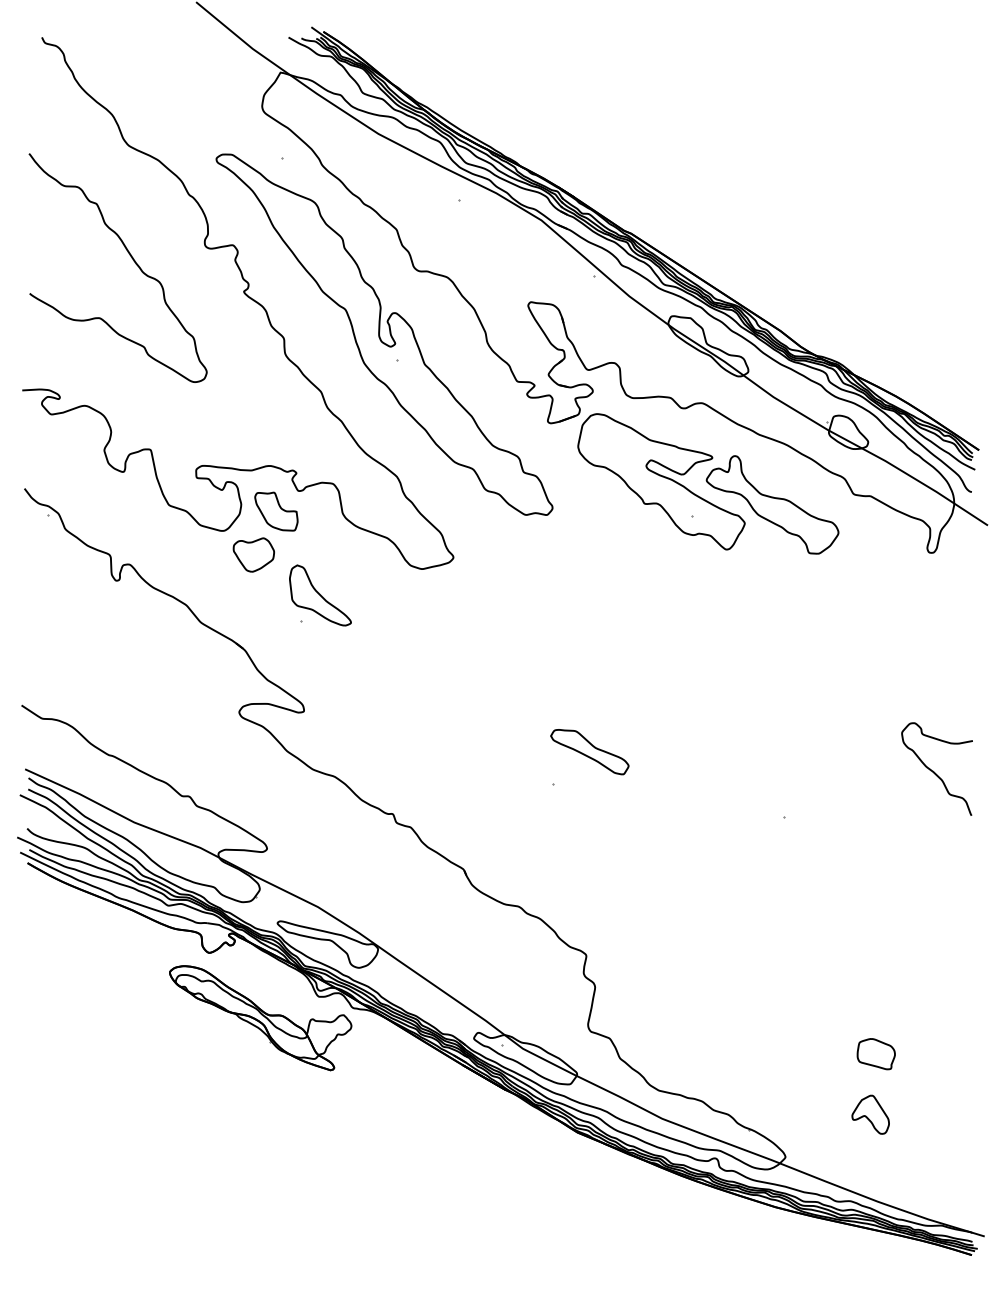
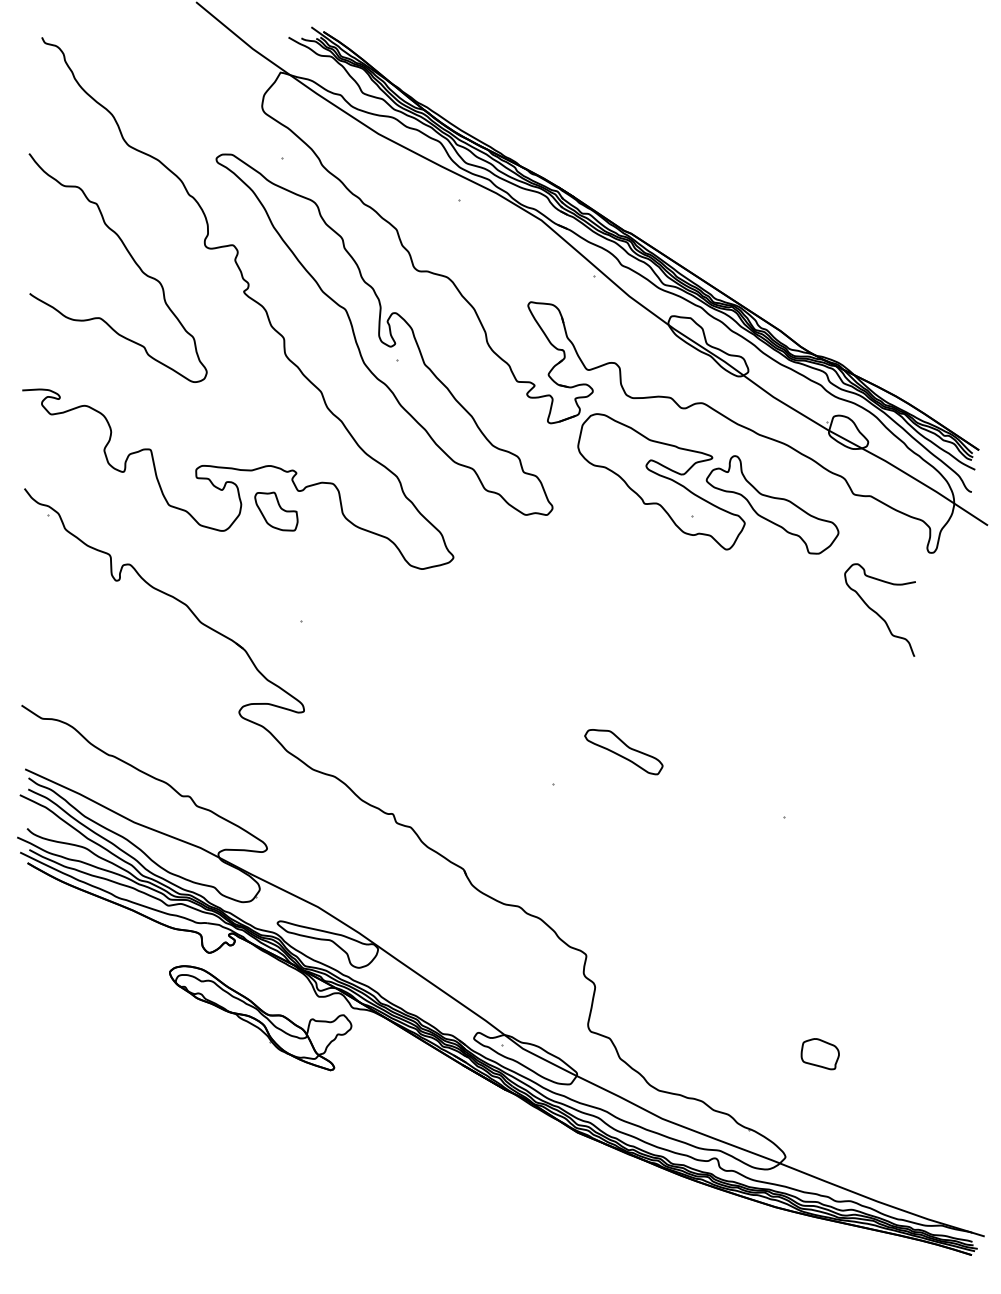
part: present -> none (253, 554)
part: present -> none (320, 595)
part position: (589, 752) -> (623, 752) (623, 752)
curve position: (933, 770) -> (876, 611) (876, 611)
part position: (875, 1054) -> (819, 1054) (819, 1054)
part: present -> none (870, 1114)
